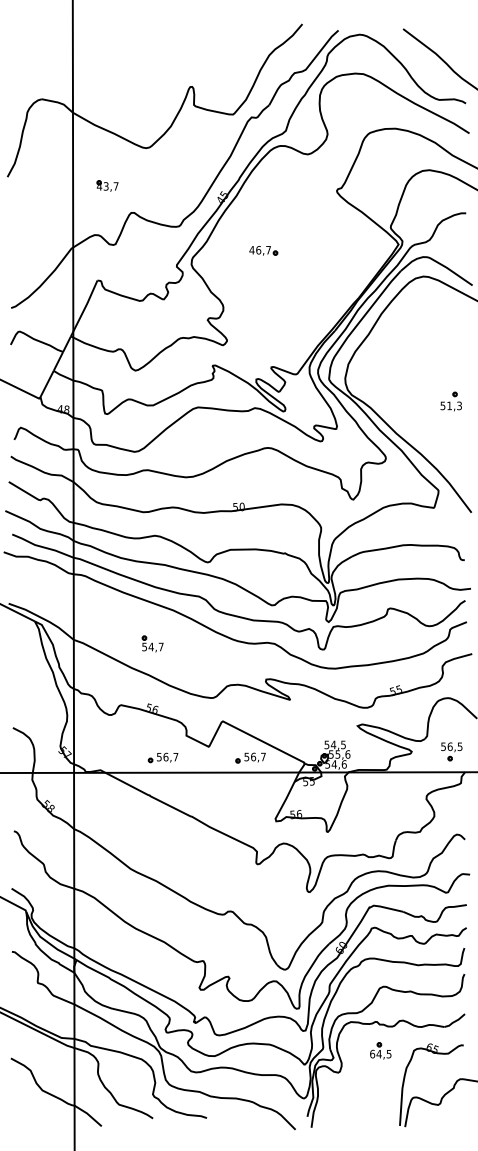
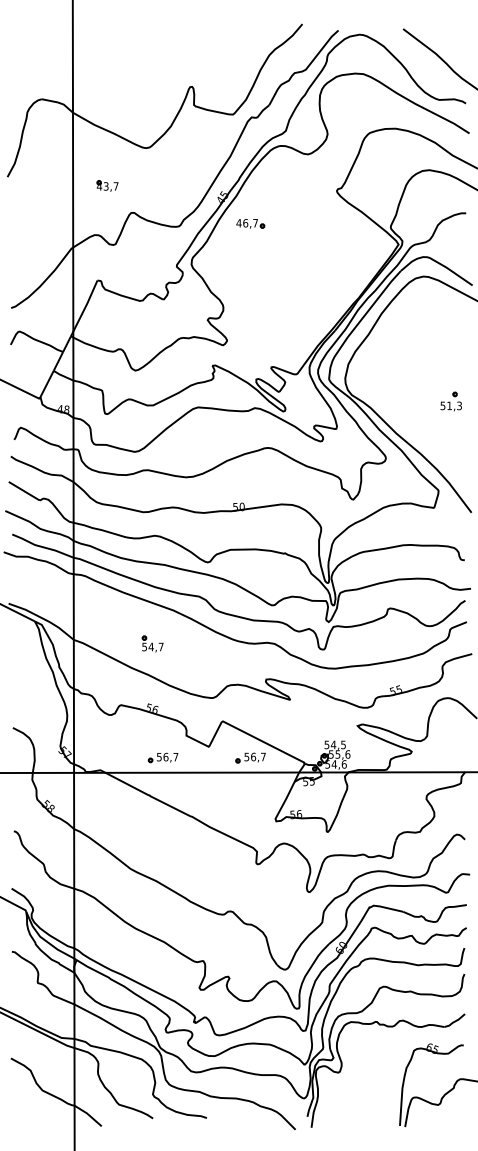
part position: (263, 250) -> (250, 223) (250, 223)
part: present -> none (451, 751)
part: present -> none (380, 1050)
